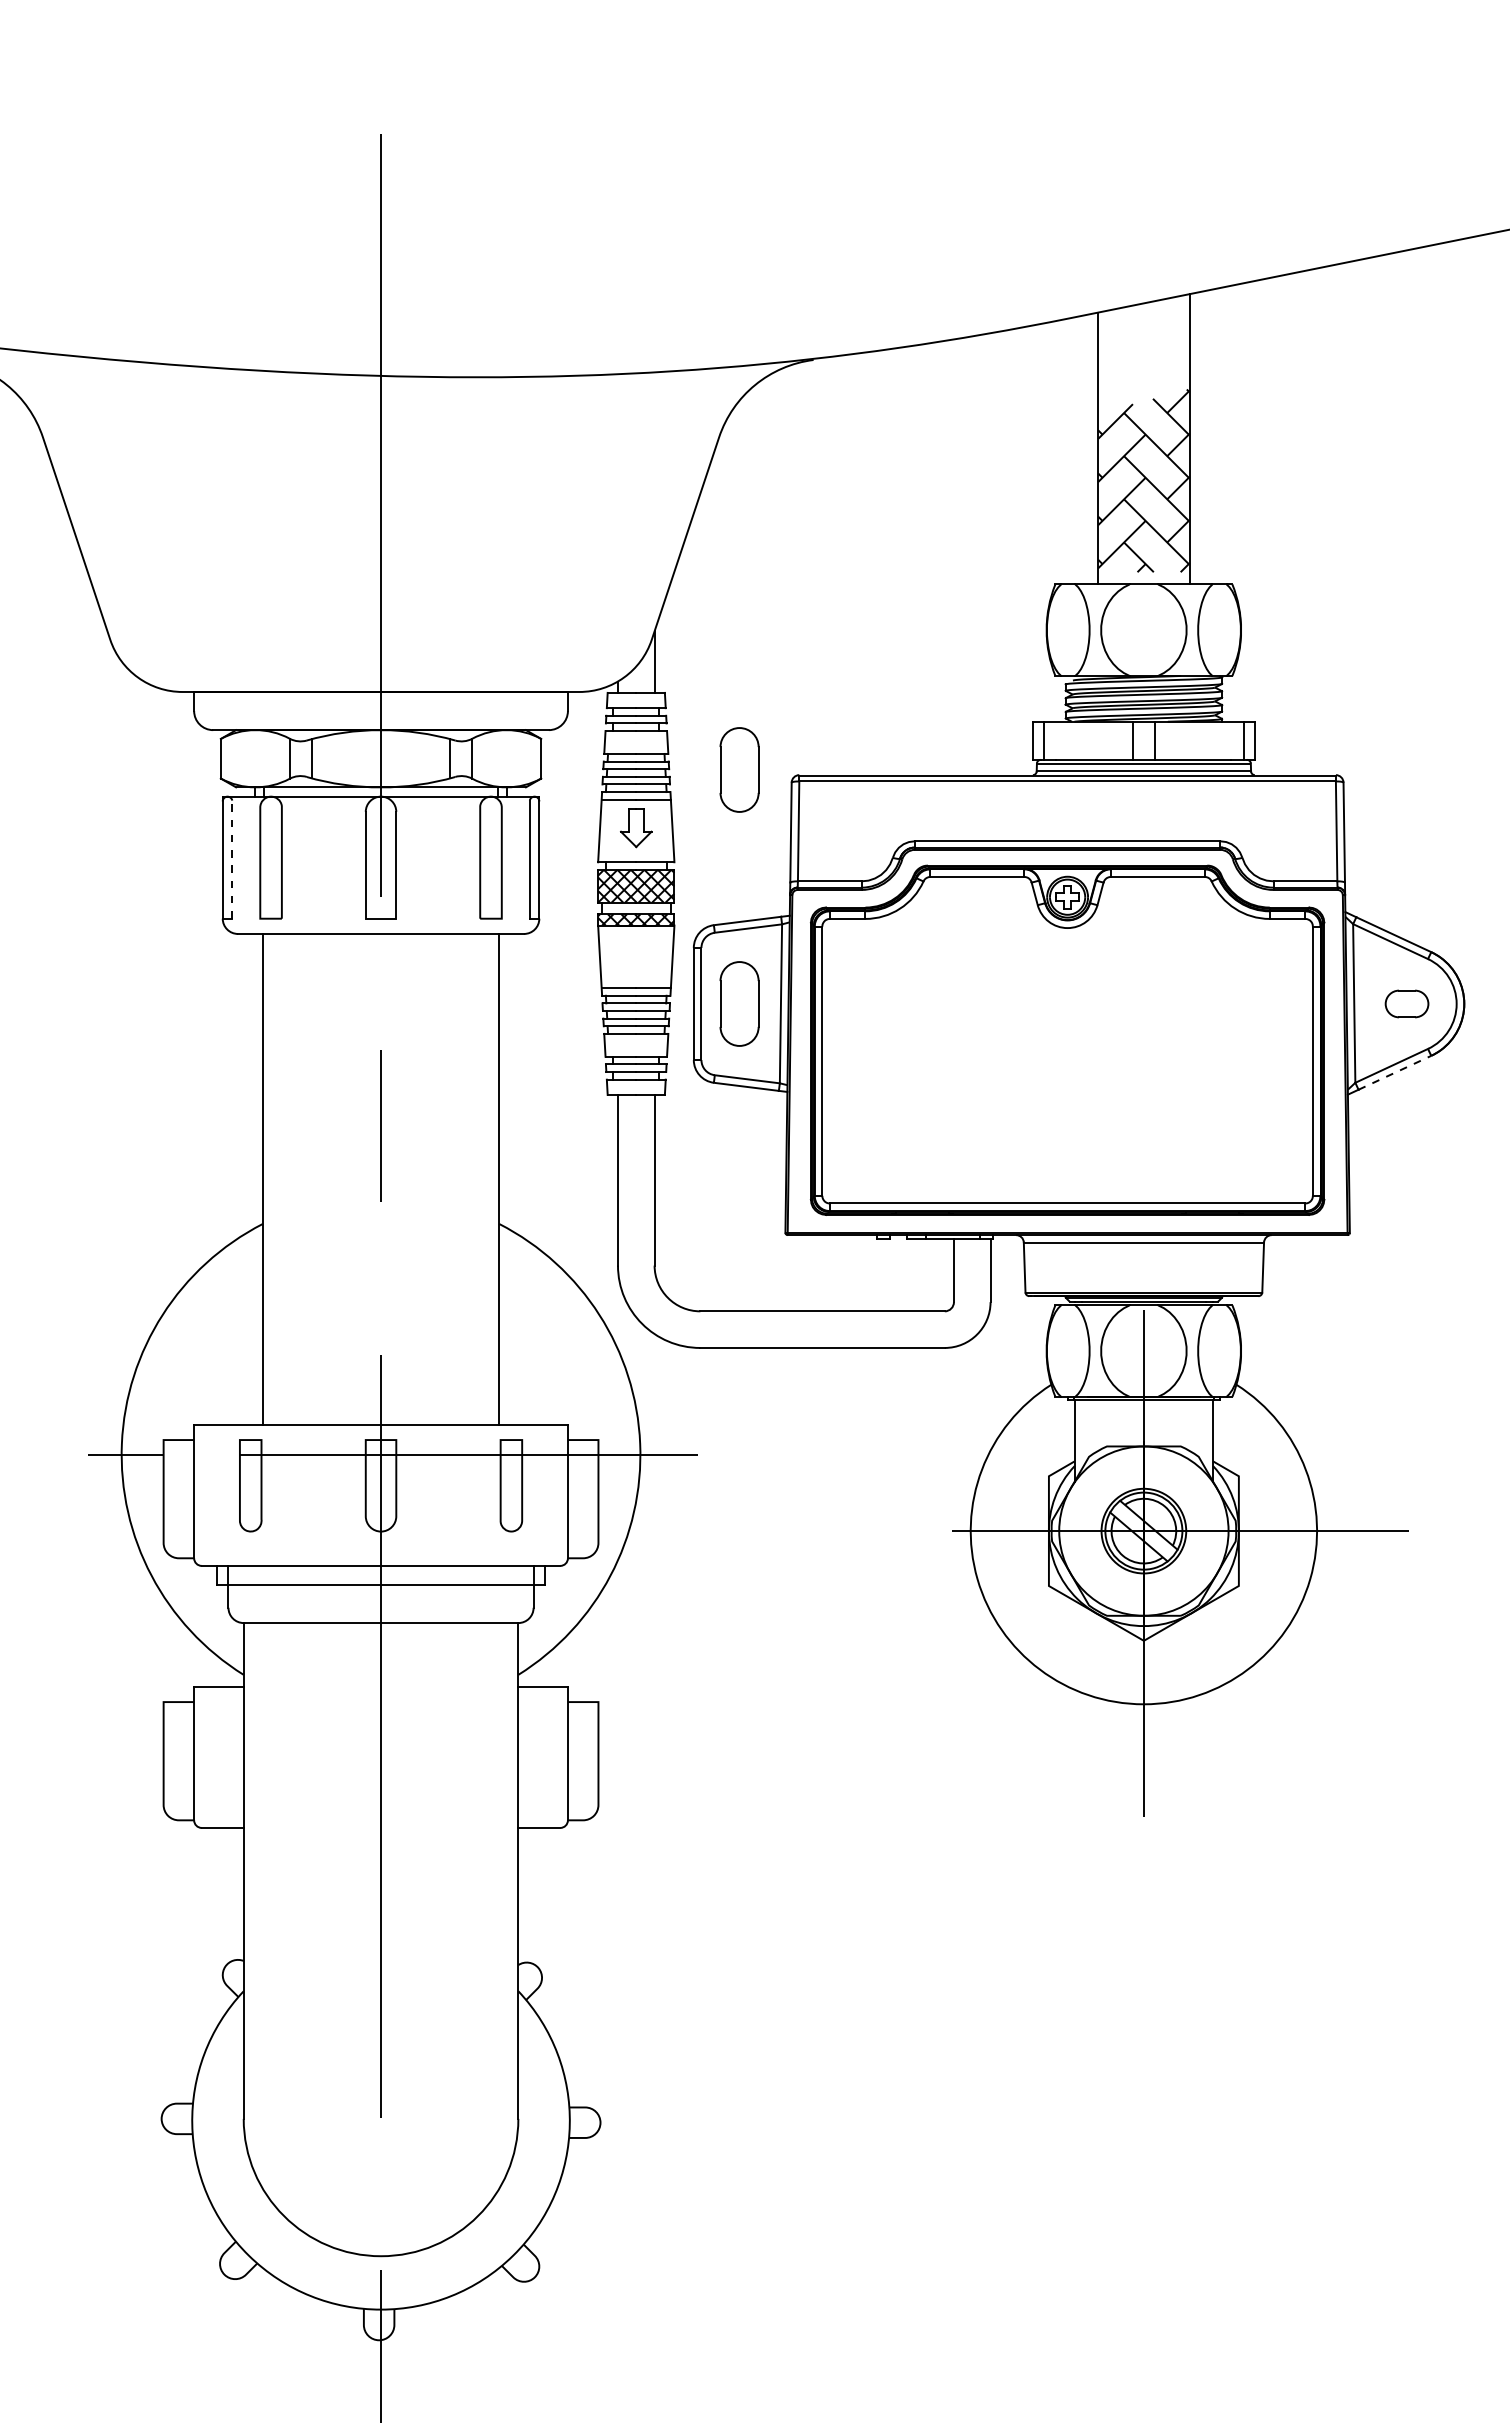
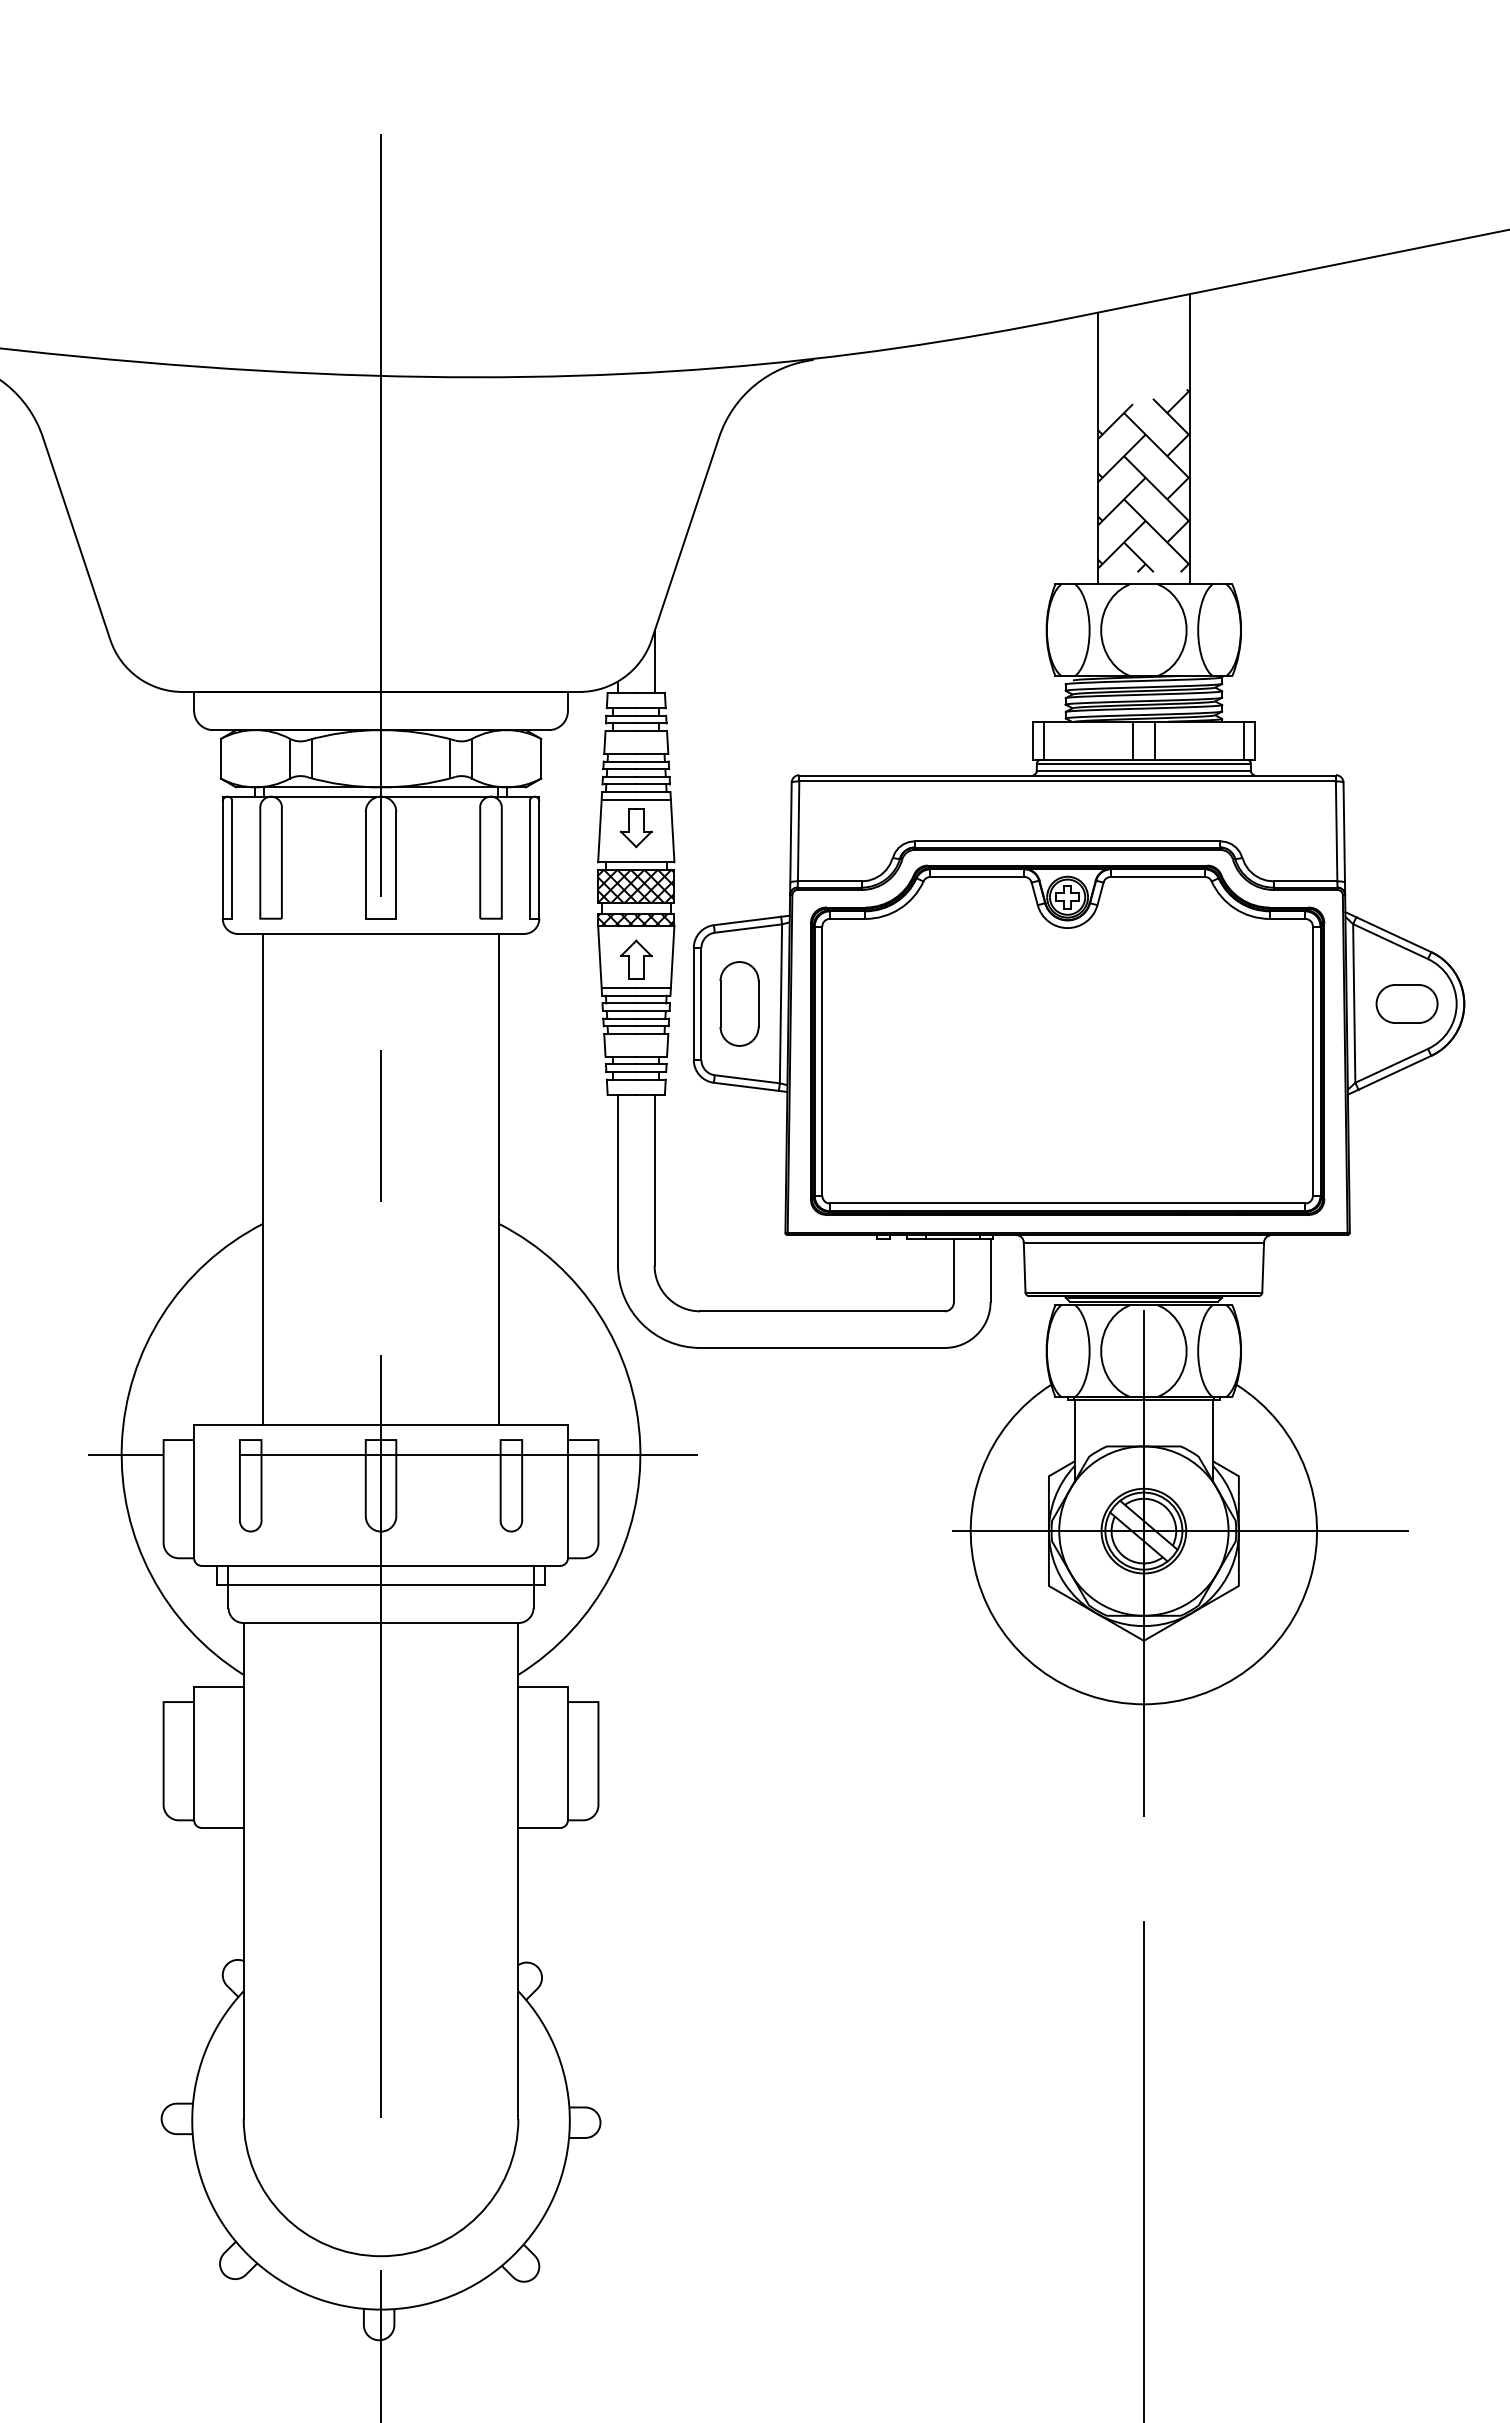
part: present -> none (739, 769)
line: dashed -> solid (232, 859)
part: none -> present (636, 959)
part size: 46x30 px -> 64x40 px (1406, 1003)
line: dashed -> solid (1395, 1072)
line: none -> present (1143, 2170)
